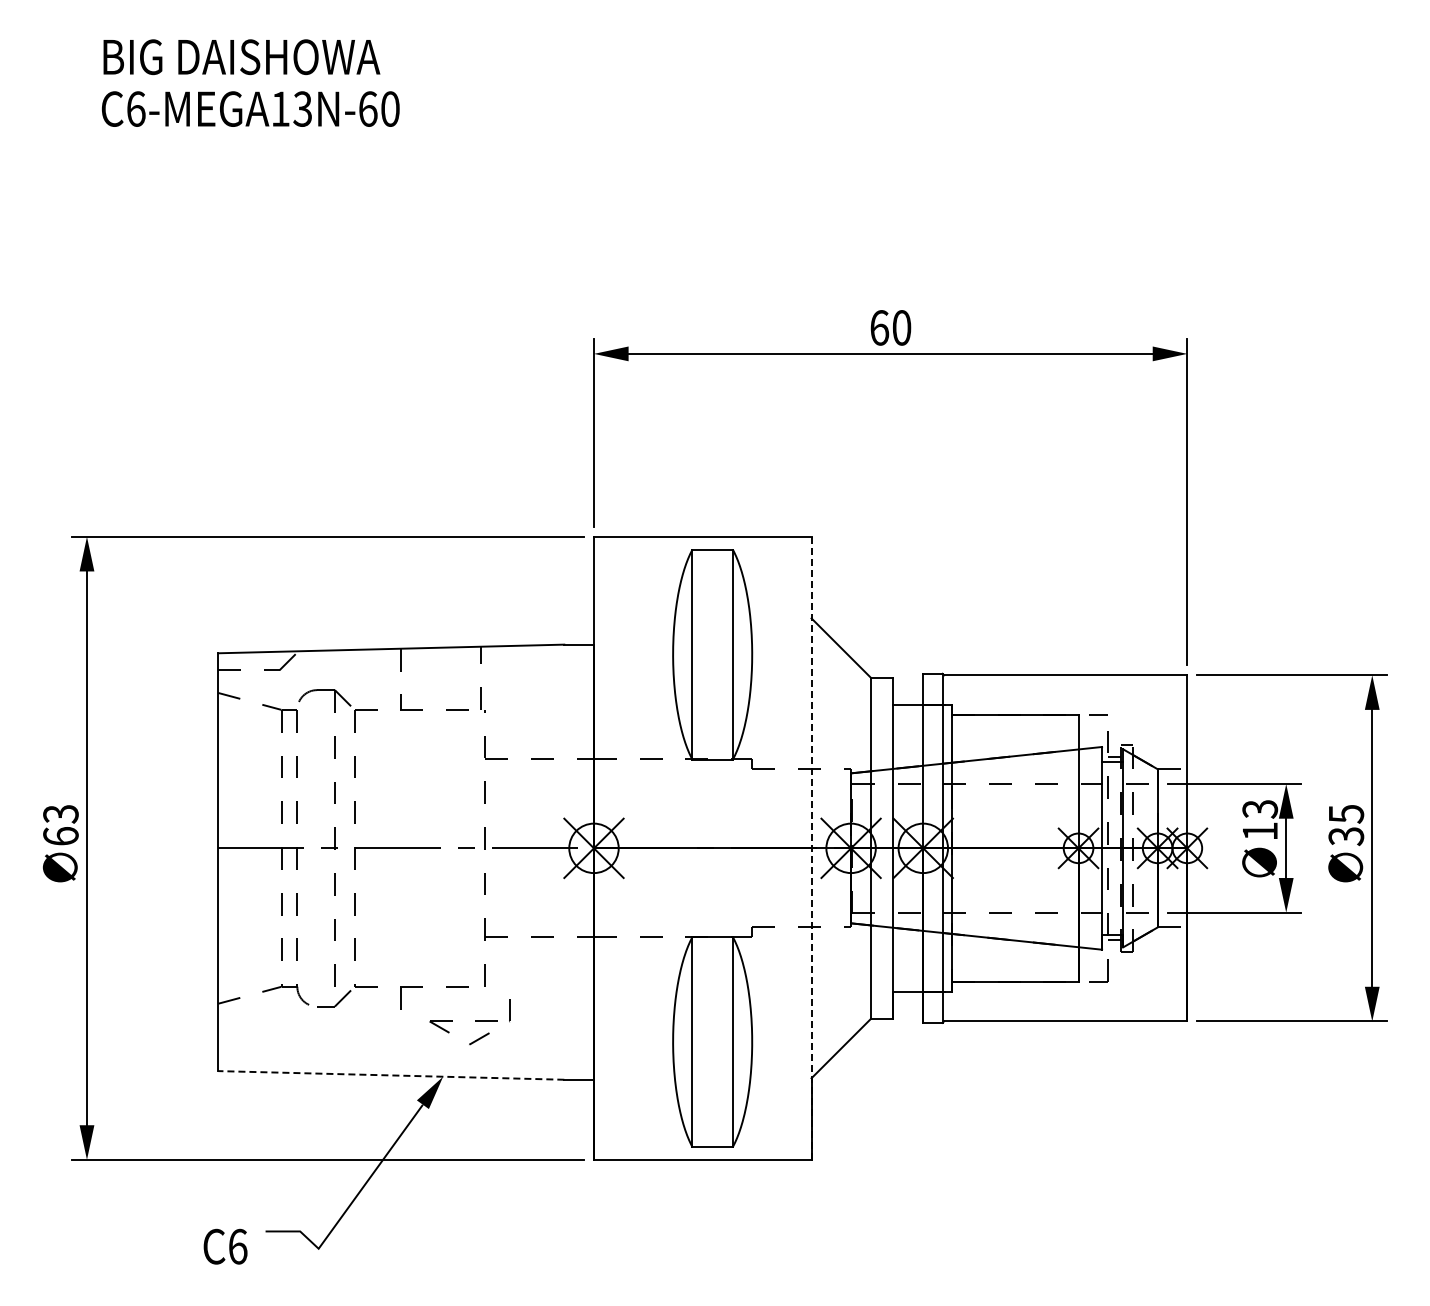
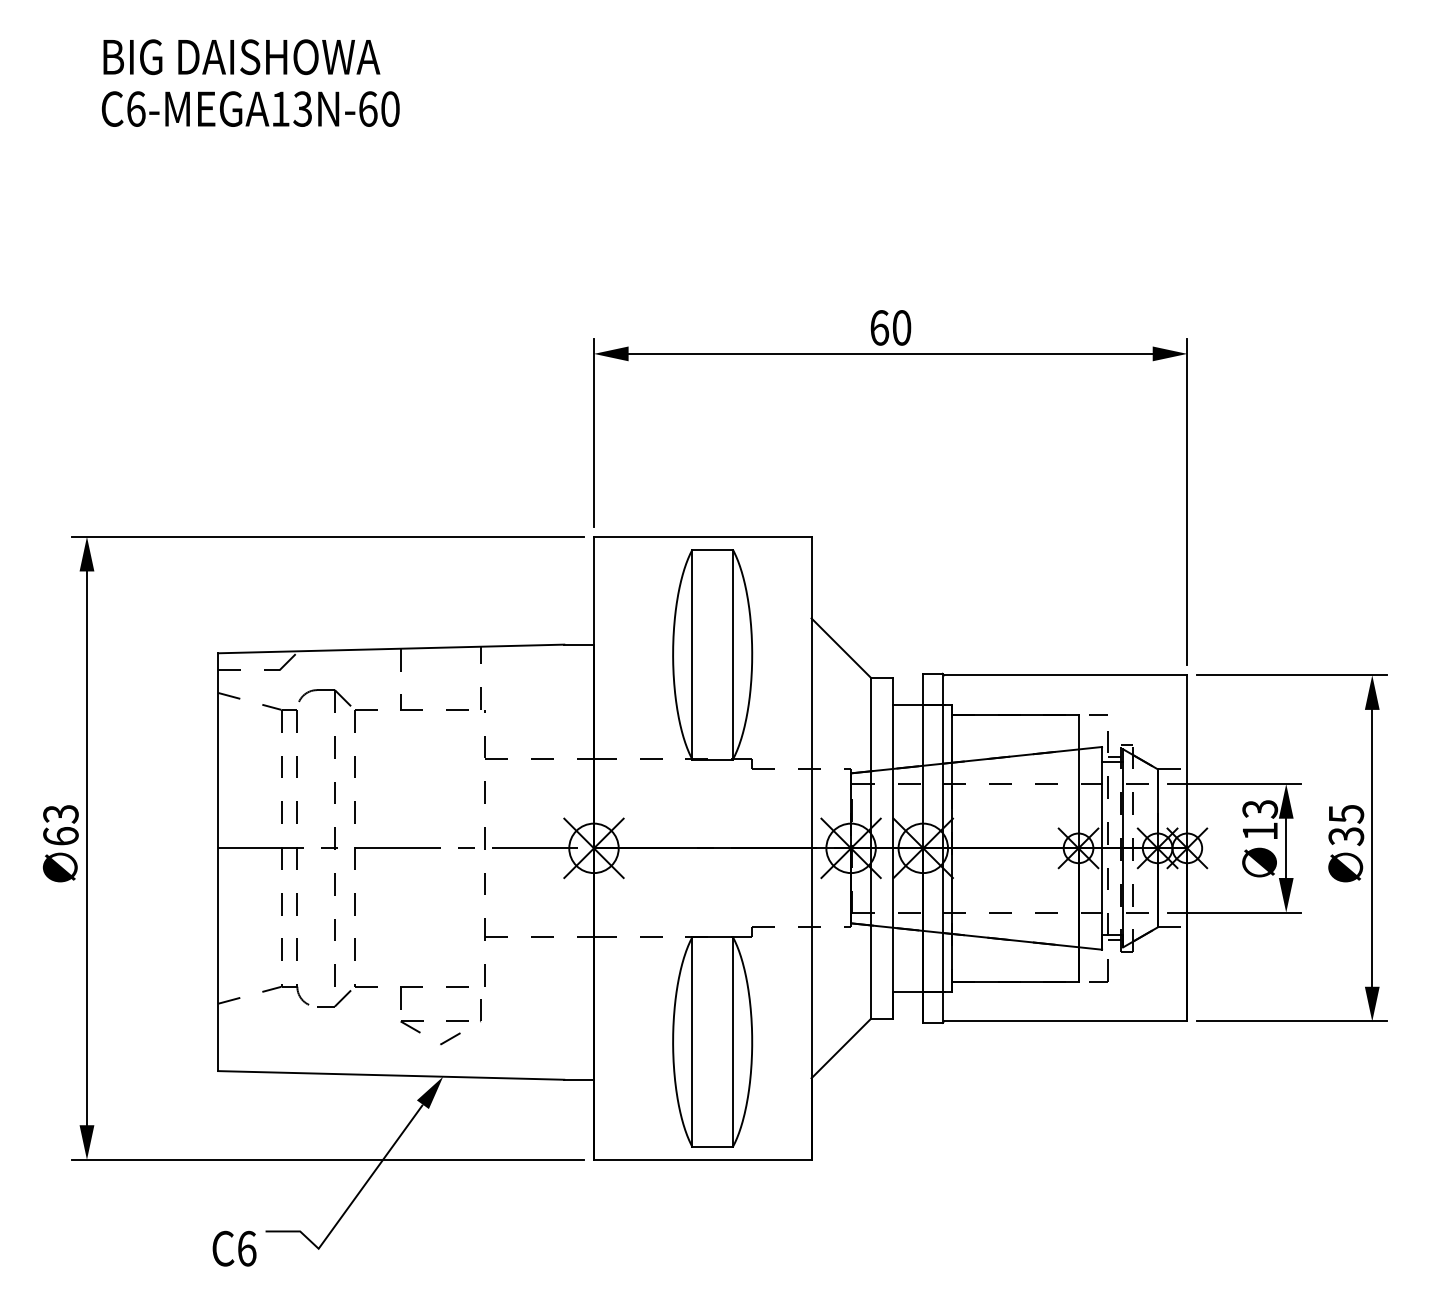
line: dashed -> solid (811, 848)
part position: (475, 1021) -> (446, 1021) (446, 1021)
line: dashed -> solid (390, 1075)
text position: (225, 1246) -> (234, 1248) (234, 1248)
